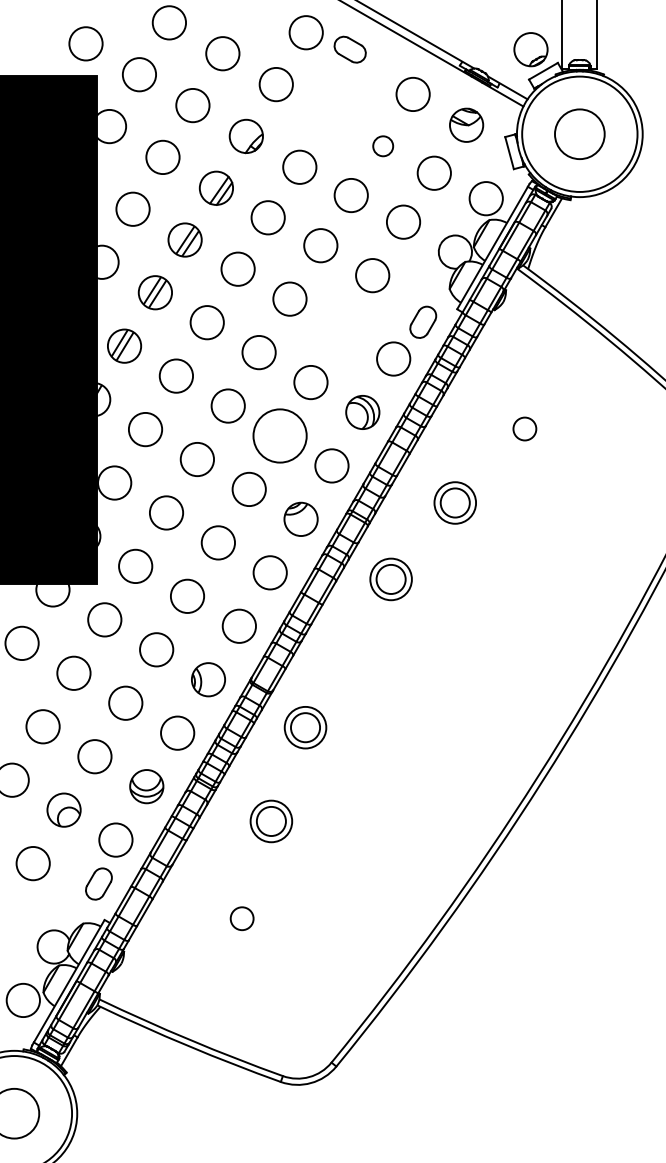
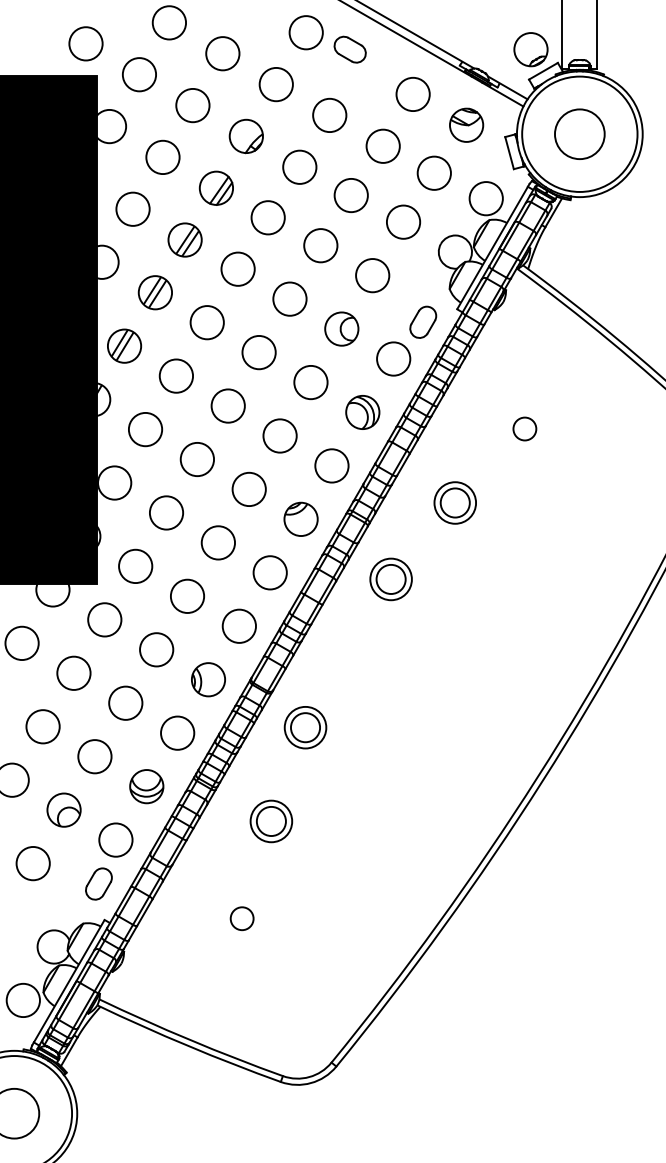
circle: none -> present (329, 114)
circle diameter: 20 px -> 33 px (382, 145)
part: none -> present (341, 328)
circle diameter: 53 px -> 33 px (279, 435)
